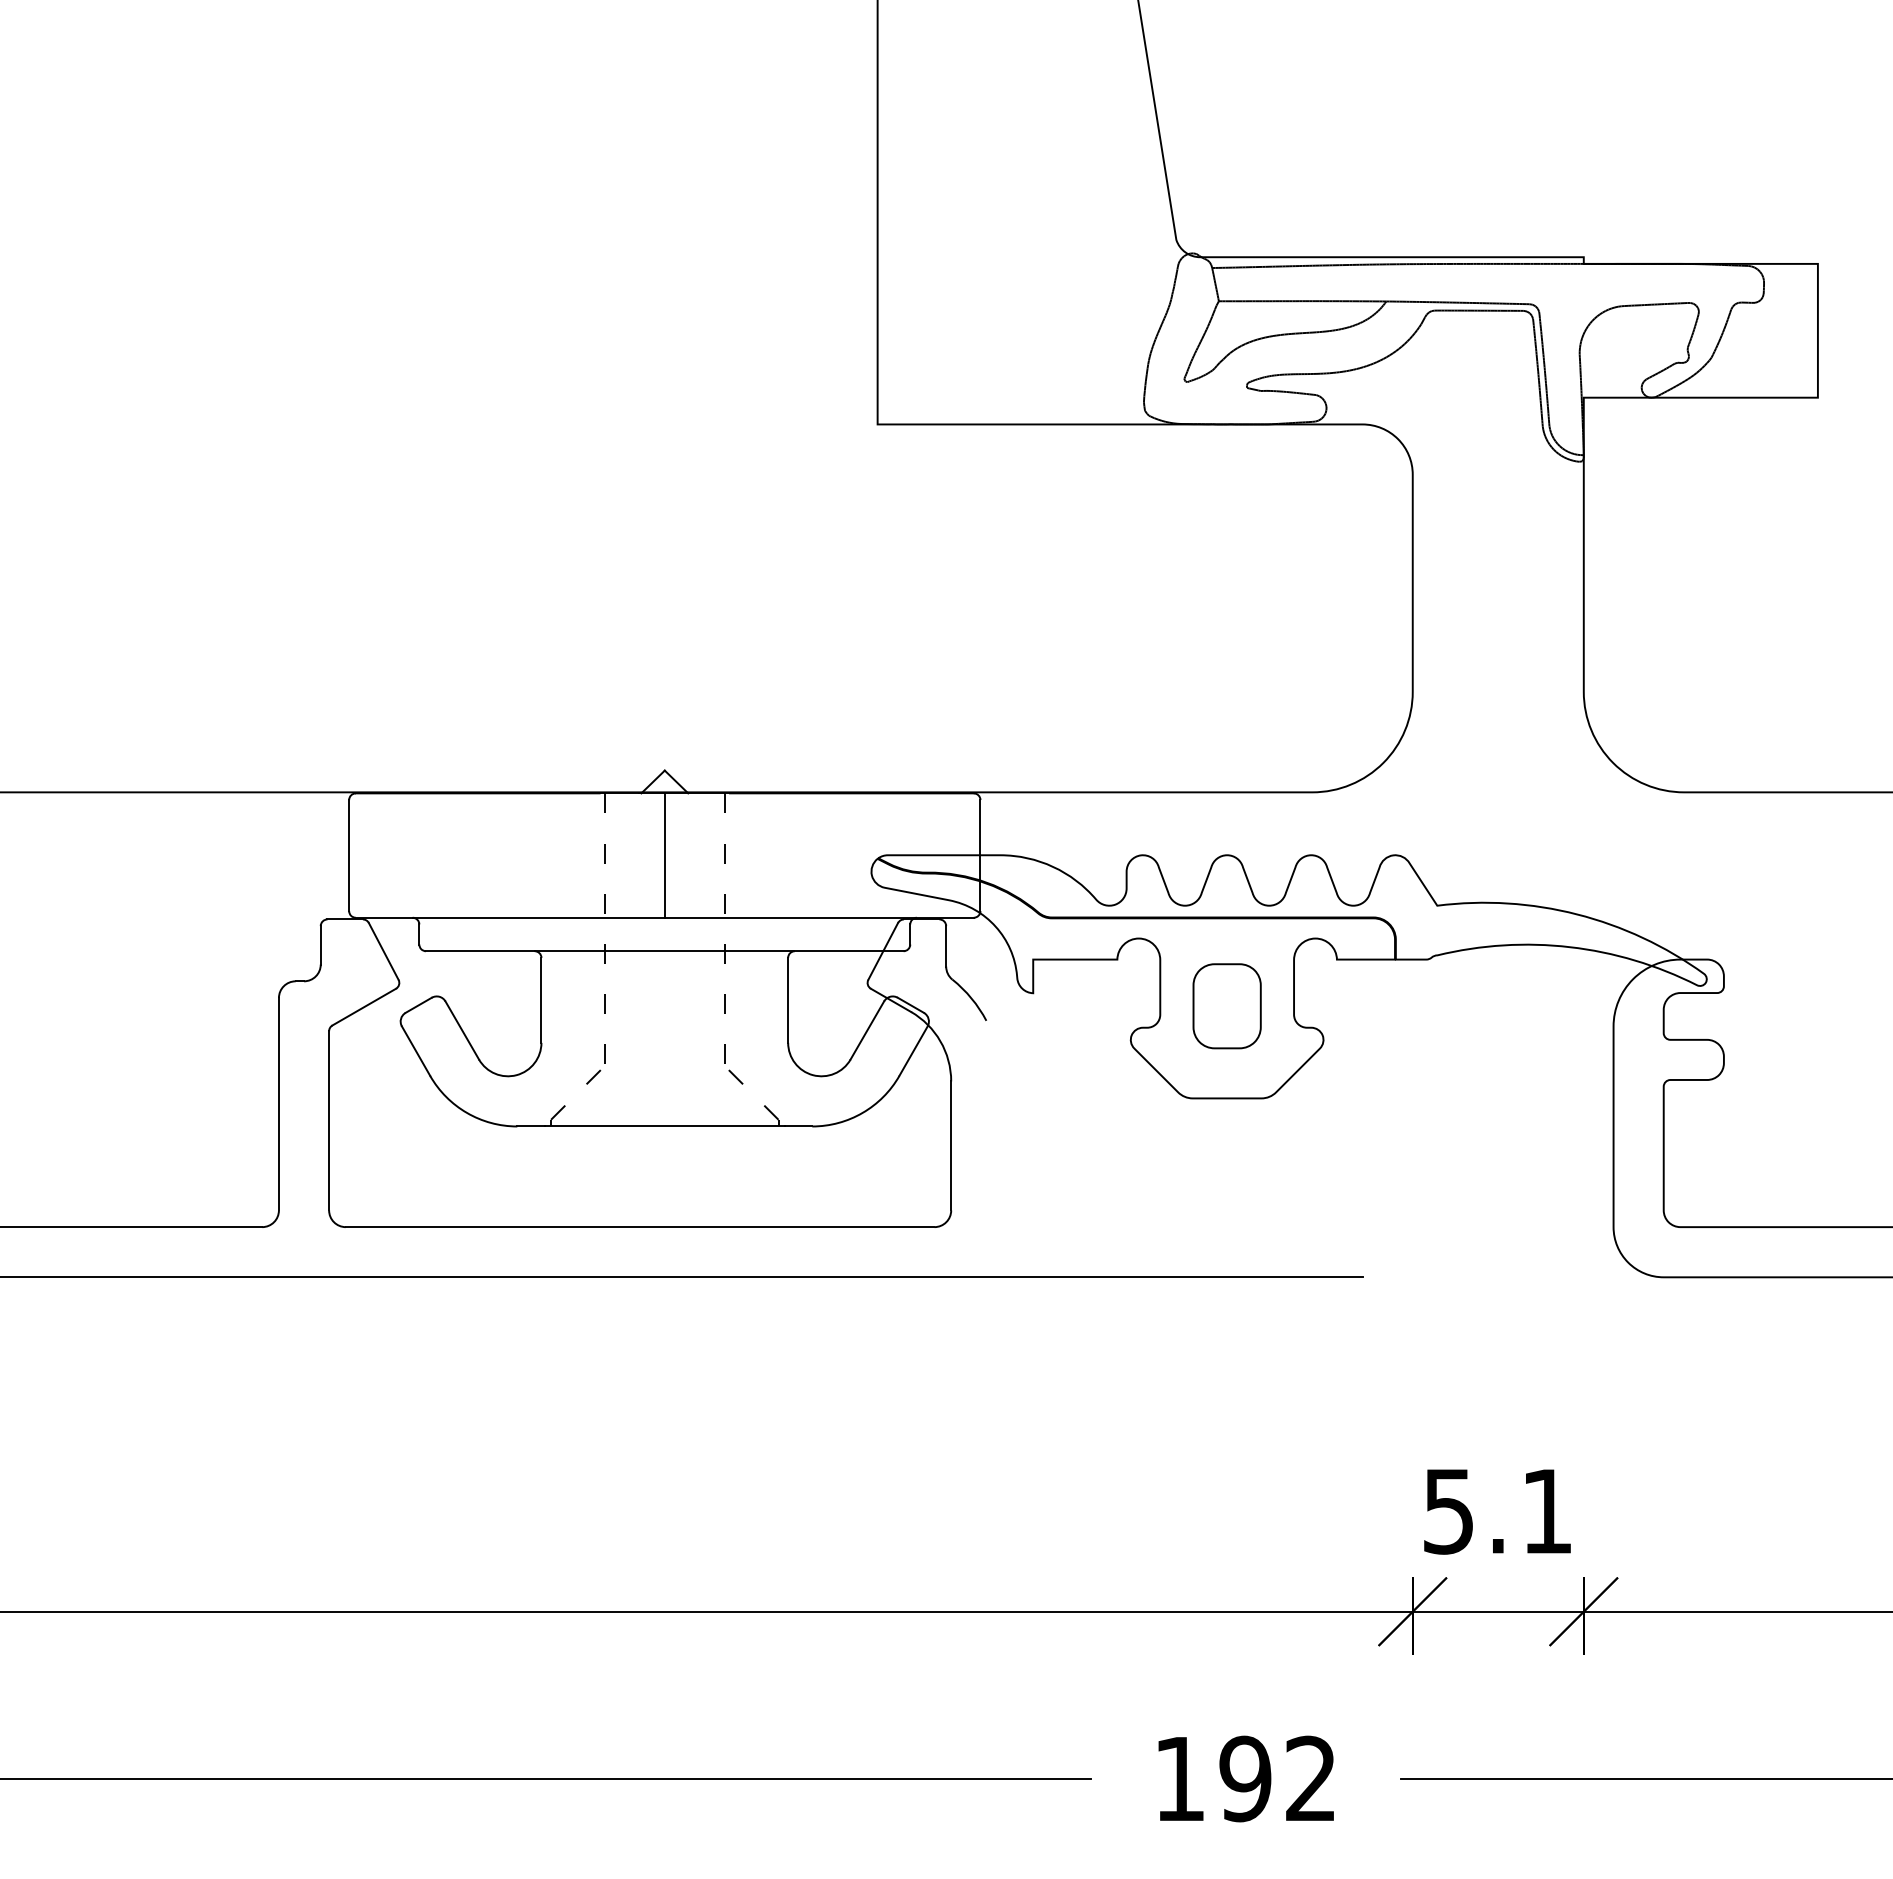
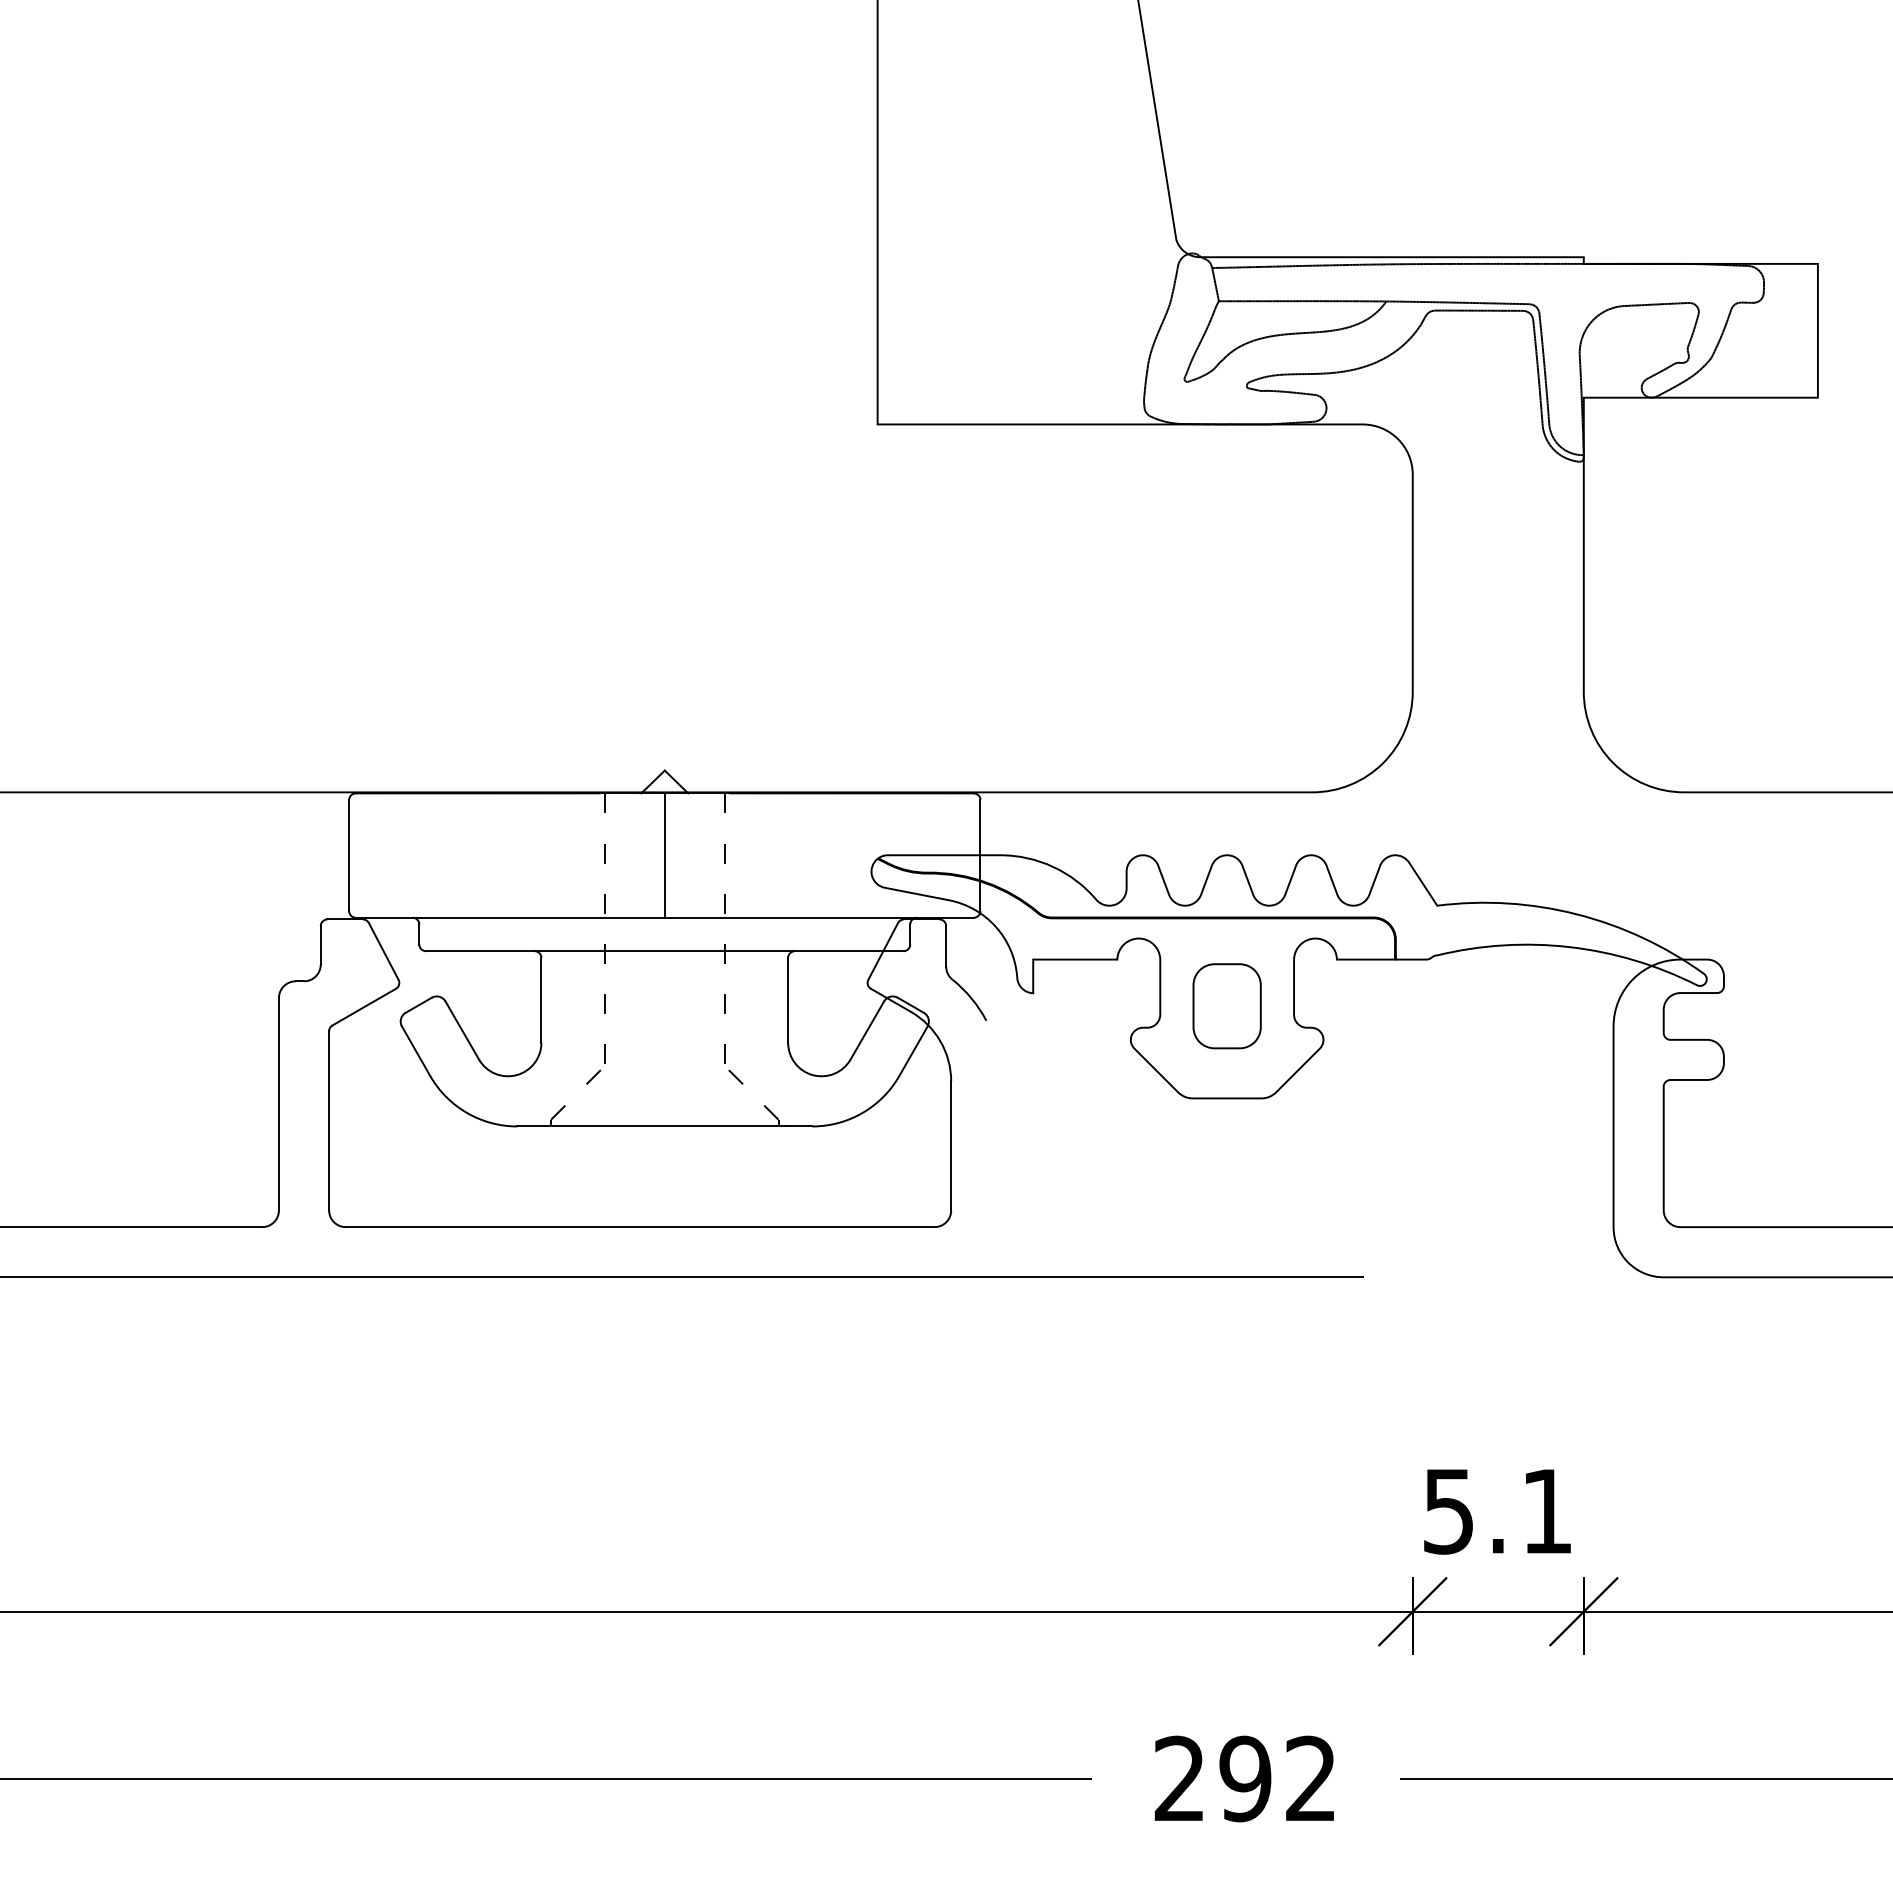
text: 192 -> 292 (1178, 1777)
